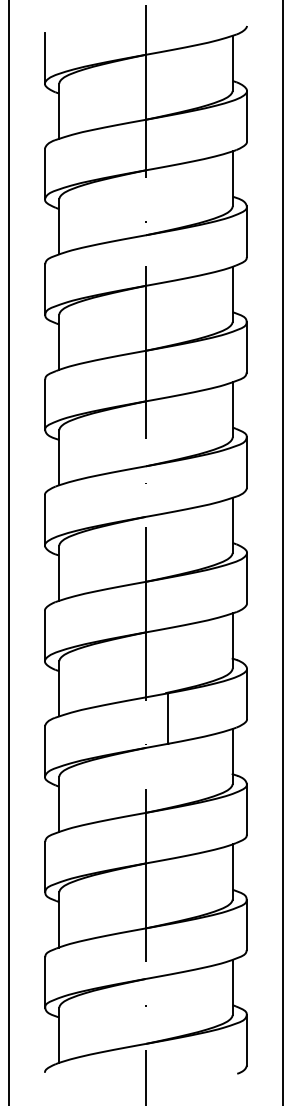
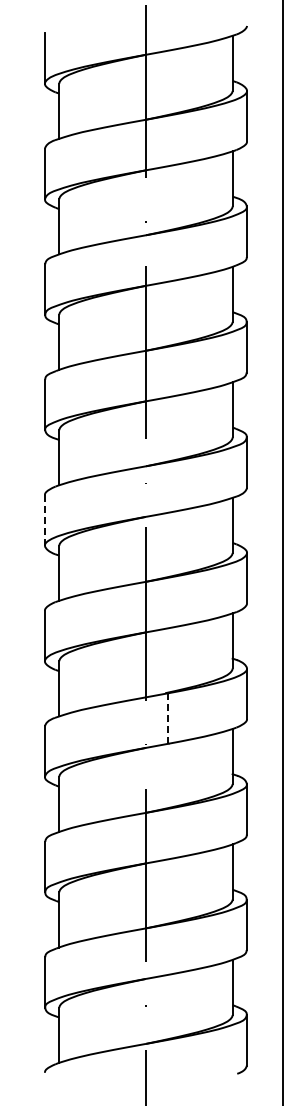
line: solid -> dashed (44, 521)
line: present -> none (8, 552)
line: solid -> dashed (168, 719)
